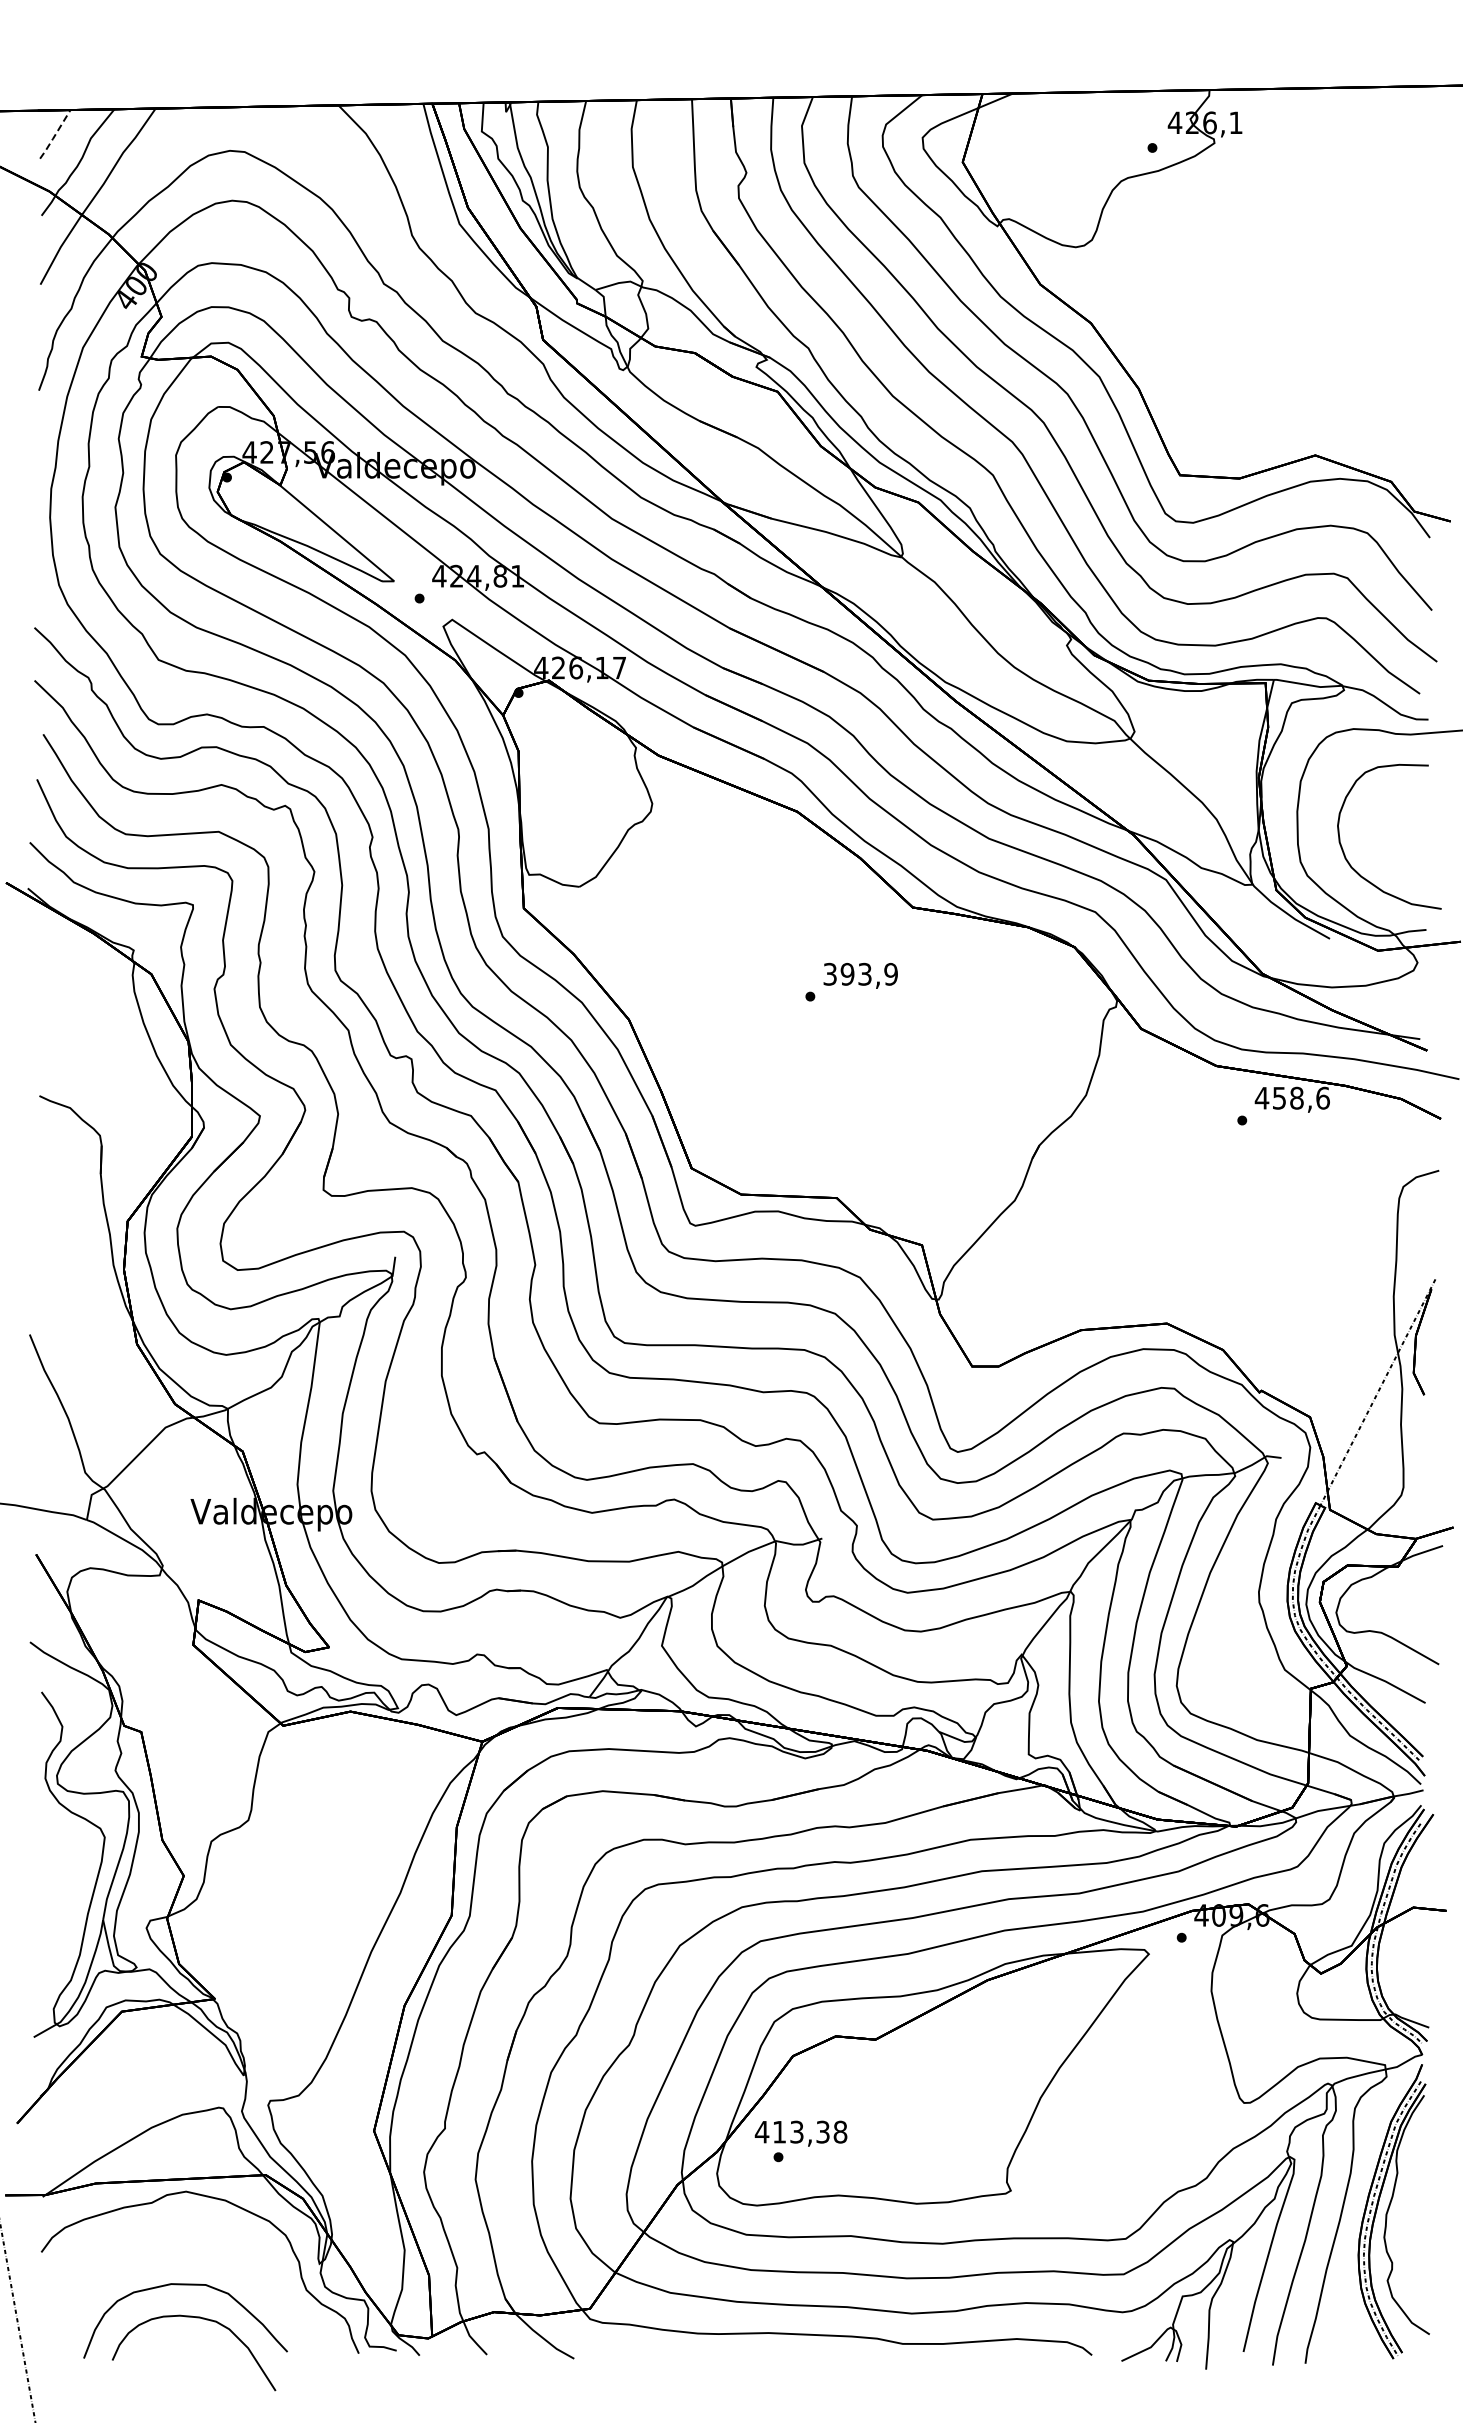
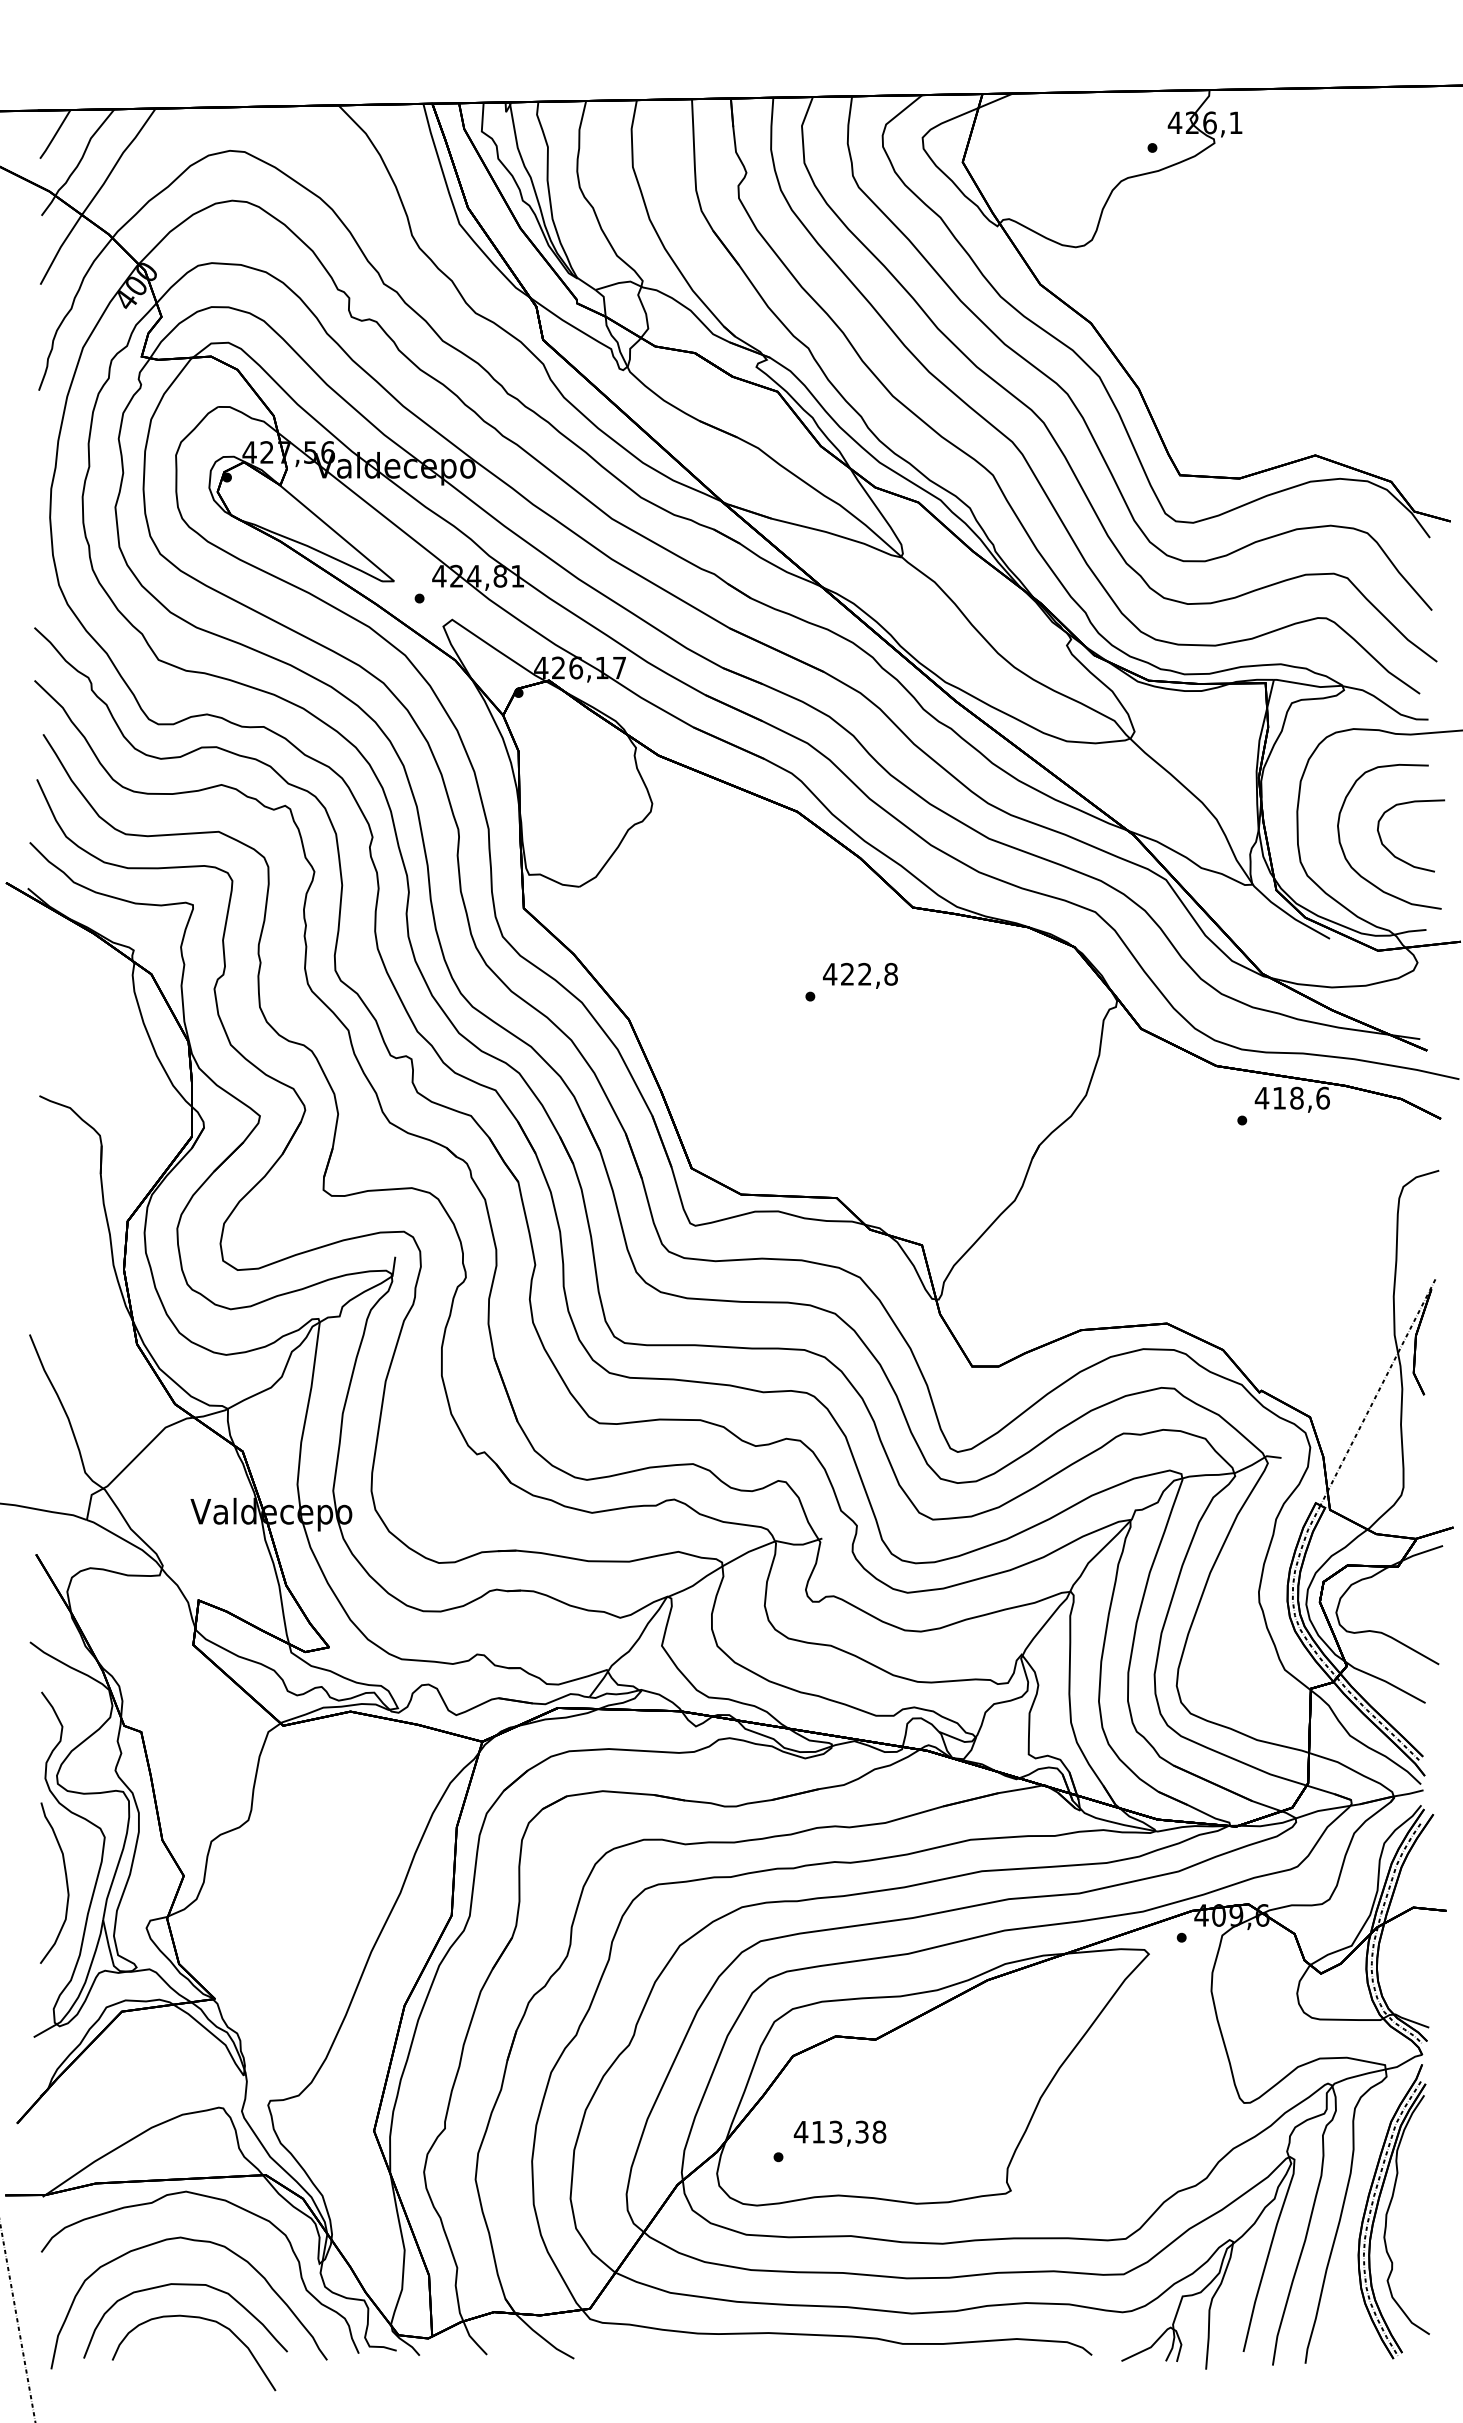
line: dashed -> solid (54, 135)
curve: none -> present (1393, 853)
text: 393,9 -> 422,8 (859, 973)
text: 458,6 -> 418,6 (1279, 1098)
curve: none -> present (65, 1879)
text position: (800, 2133) -> (839, 2133) (839, 2133)
curve: none -> present (193, 2241)
